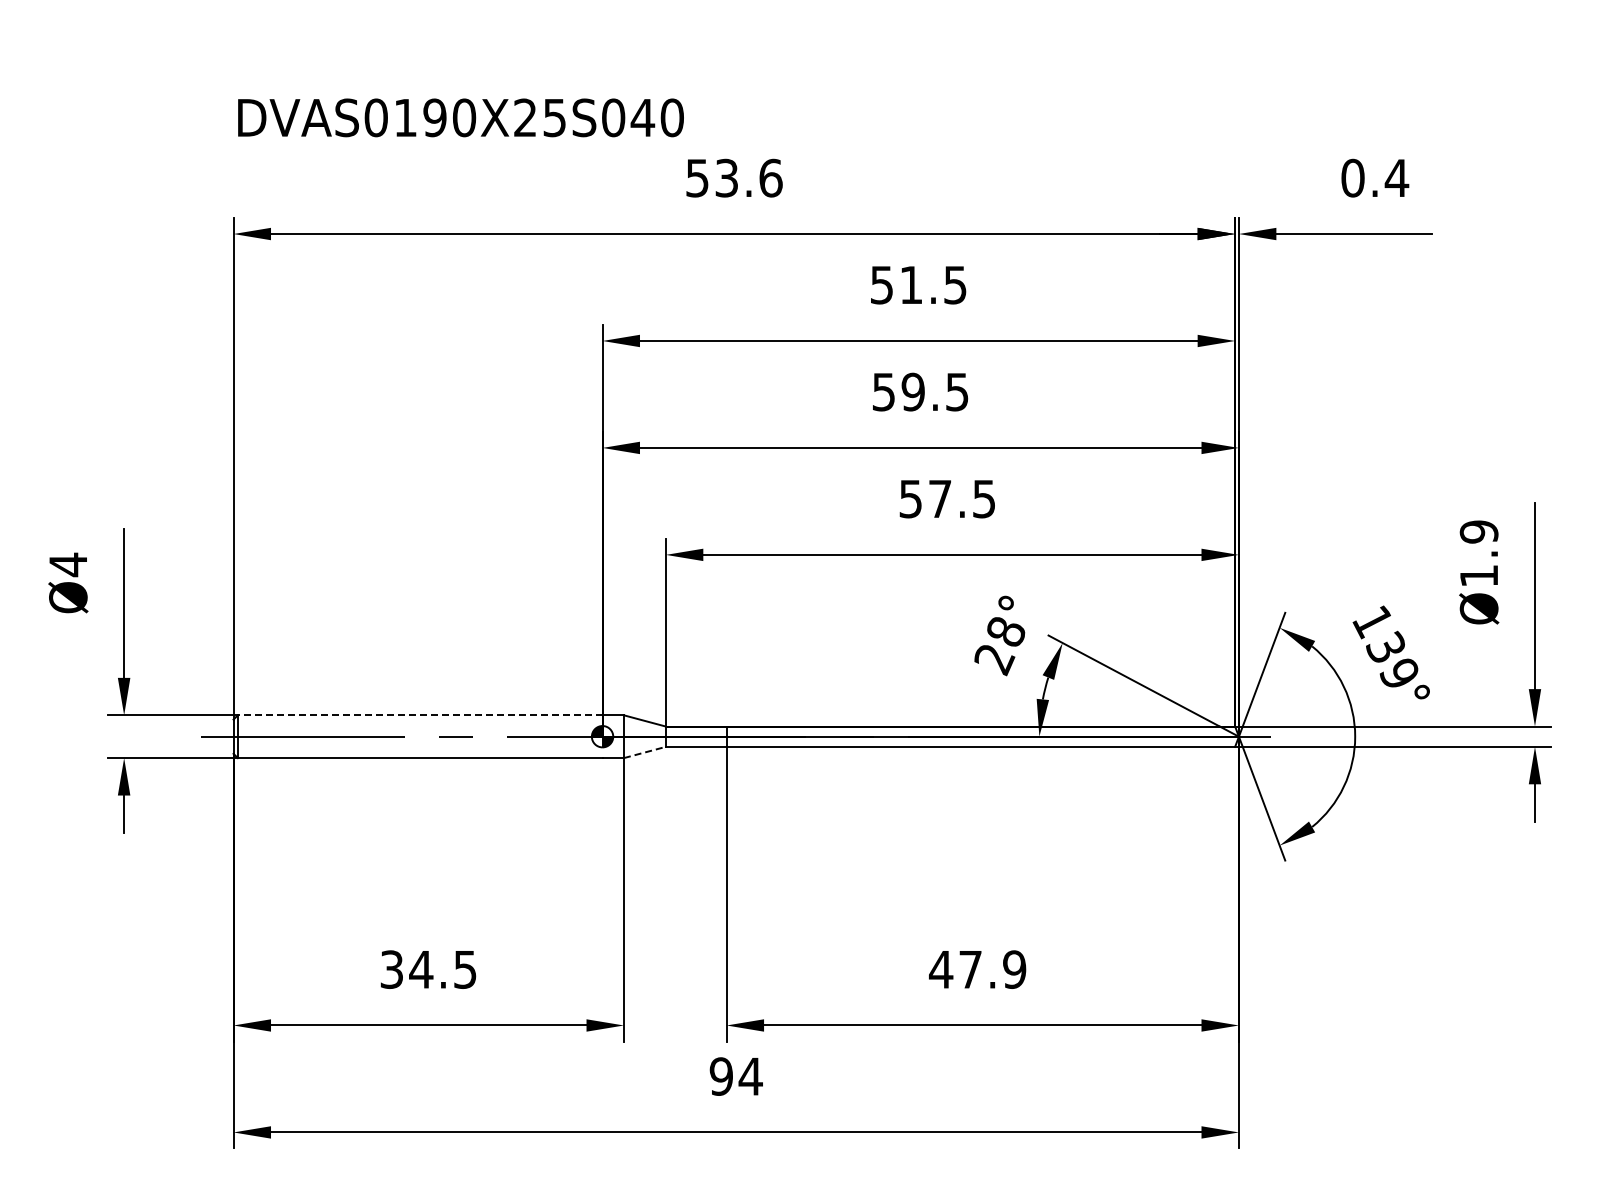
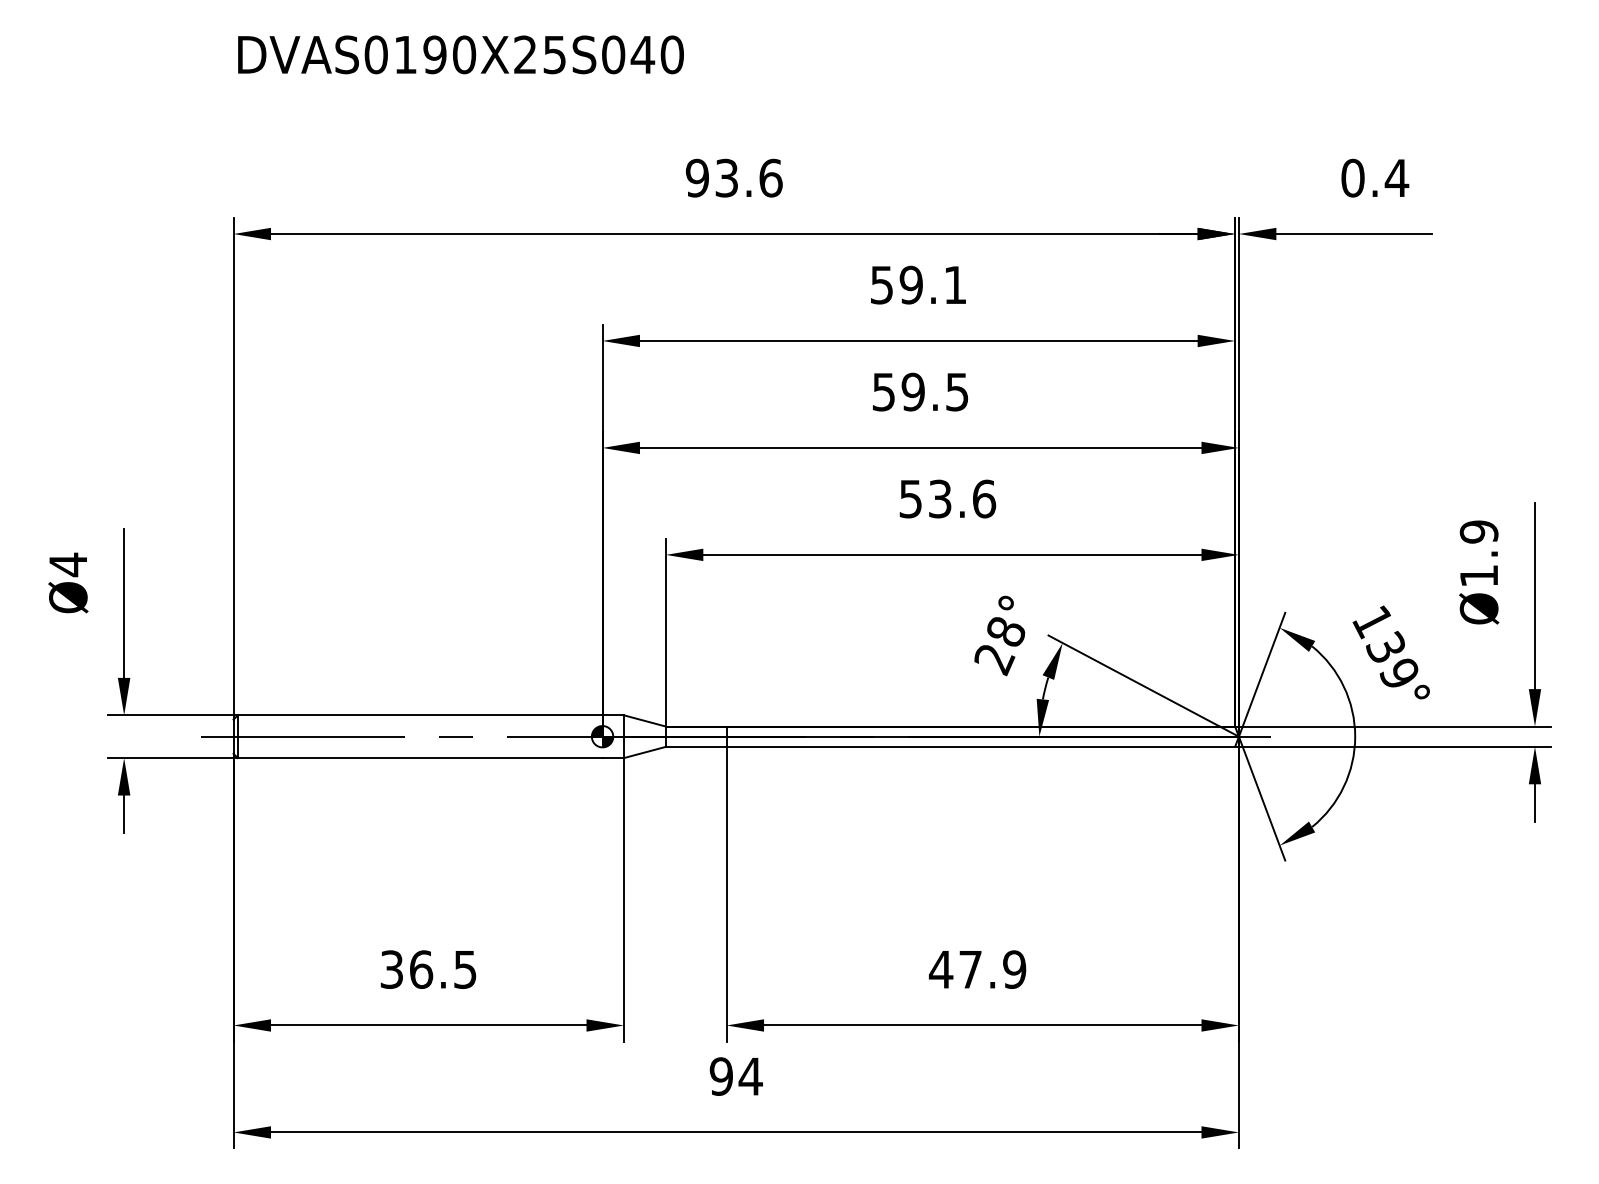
text position: (460, 117) -> (460, 54) (460, 54)
text: 53.6 -> 93.6 (696, 177)
text: 51.5 -> 59.1 (932, 284)
text: 57.5 -> 53.6 (962, 498)
line: dashed -> solid (419, 715)
line: dashed -> solid (644, 752)
text: 34.5 -> 36.5 (421, 969)
